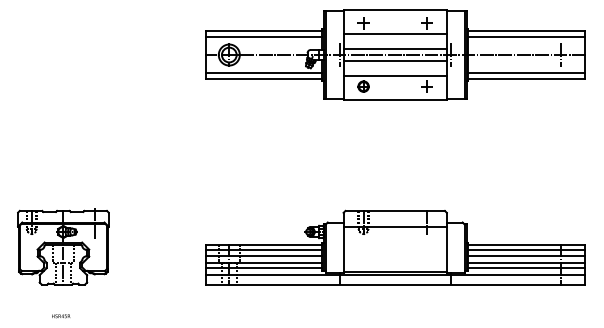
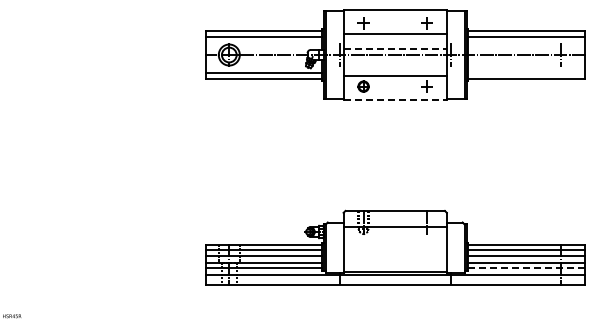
line: solid -> dashed (395, 48)
line: present -> none (394, 61)
line: present -> none (526, 72)
line: solid -> dashed (395, 100)
part: present -> none (63, 246)
line: solid -> dashed (526, 268)
text position: (61, 316) -> (12, 316) (12, 316)
